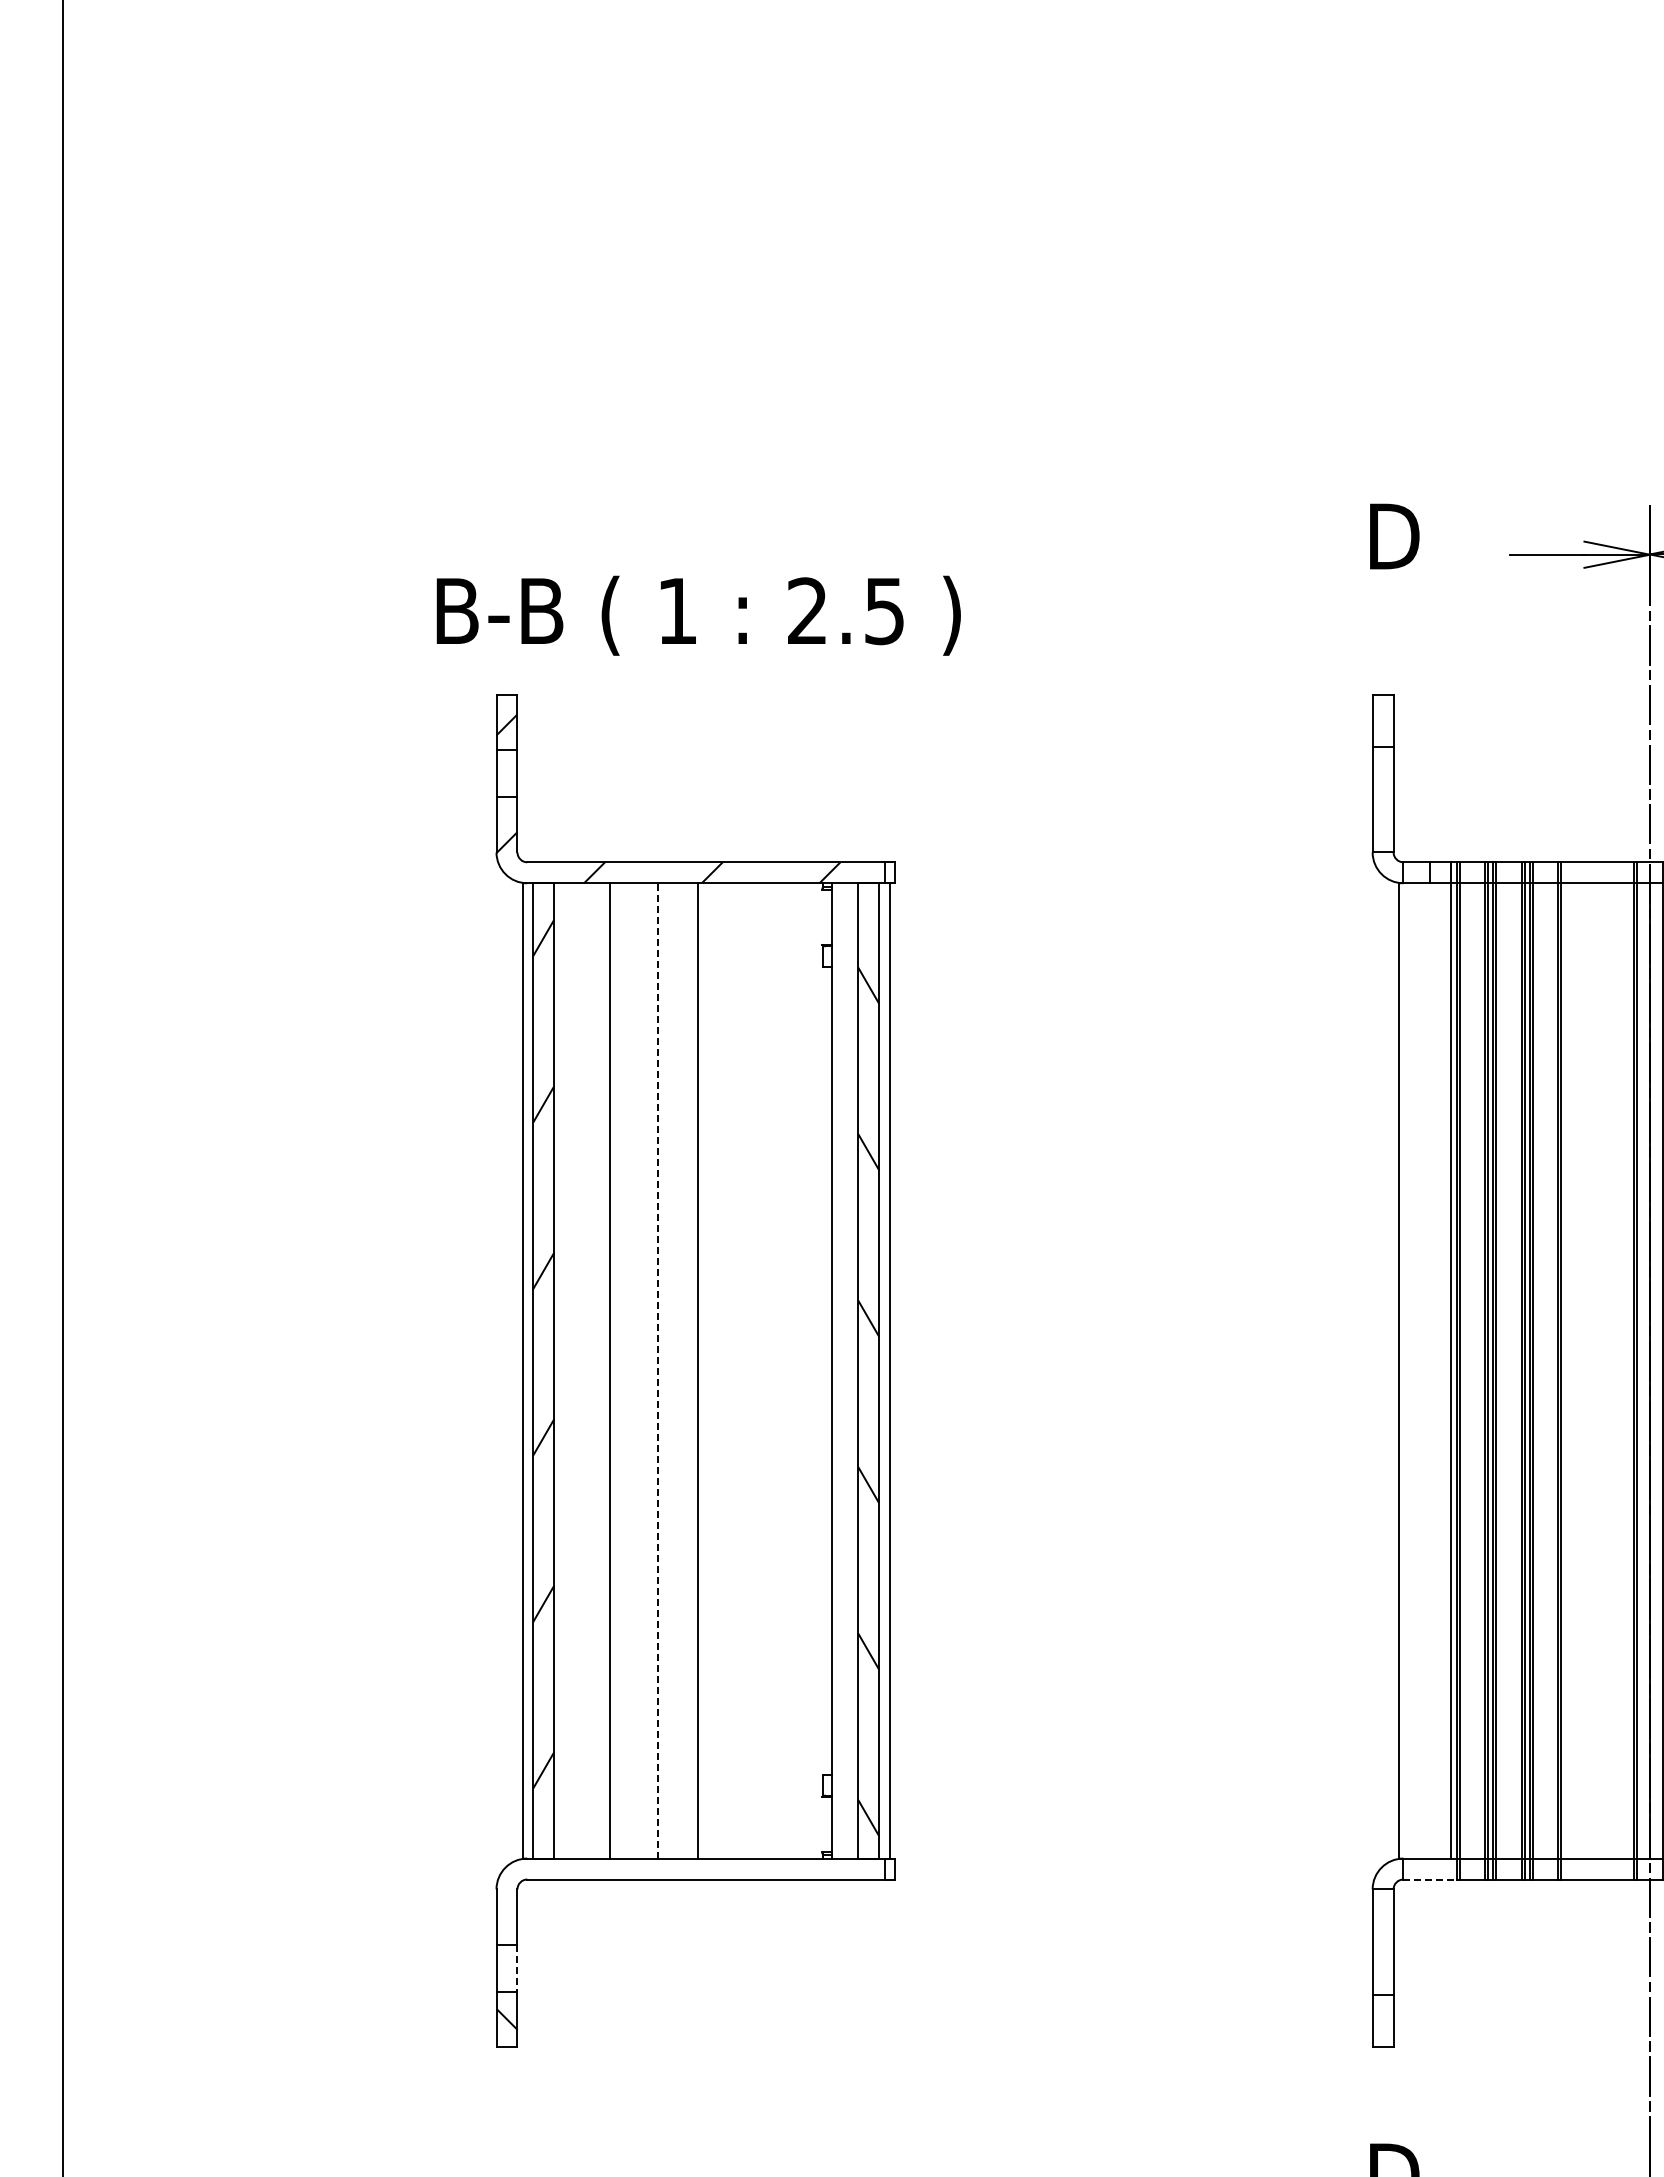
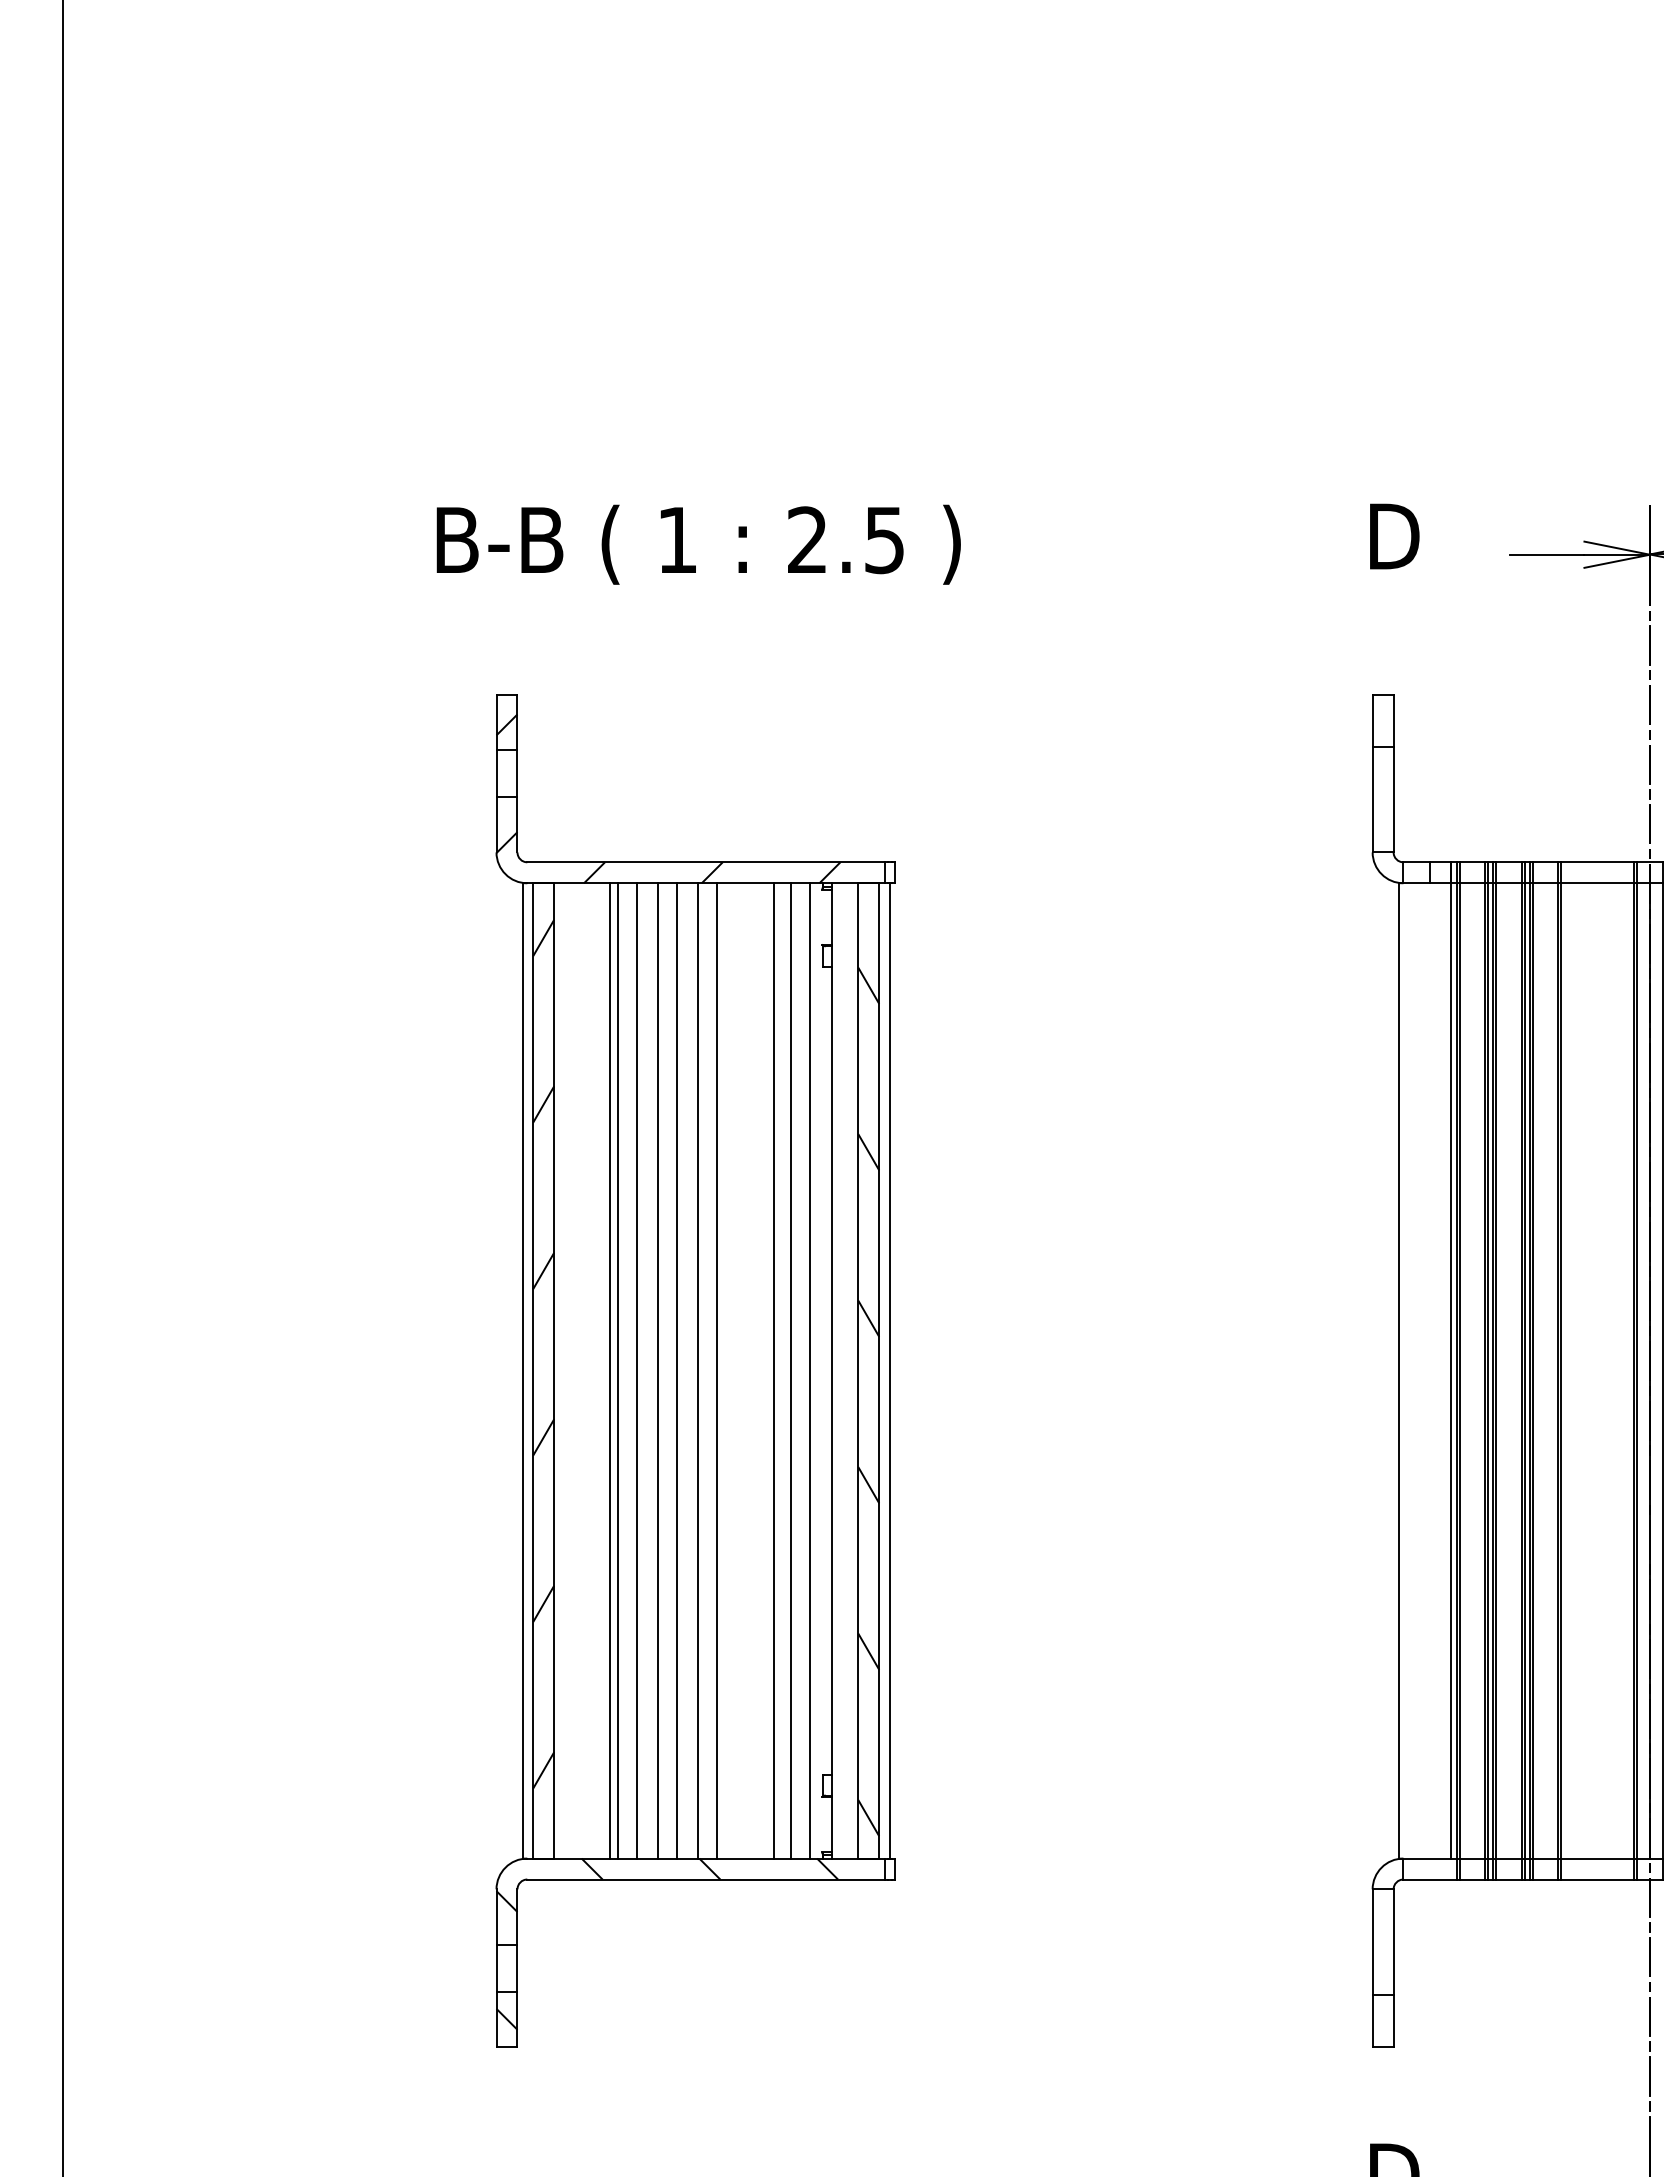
text position: (698, 615) -> (698, 544) (698, 544)
line: none -> present (618, 1370)
line: none -> present (637, 1370)
line: dashed -> solid (658, 1370)
line: none -> present (676, 1370)
line: none -> present (716, 1370)
line: none -> present (773, 1370)
line: none -> present (790, 1370)
line: none -> present (809, 1370)
line: dashed -> solid (1429, 1879)
hatch: none -> present (667, 1885)
line: dashed -> solid (517, 1968)
